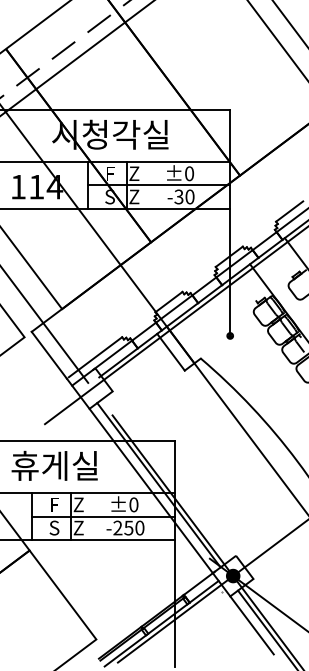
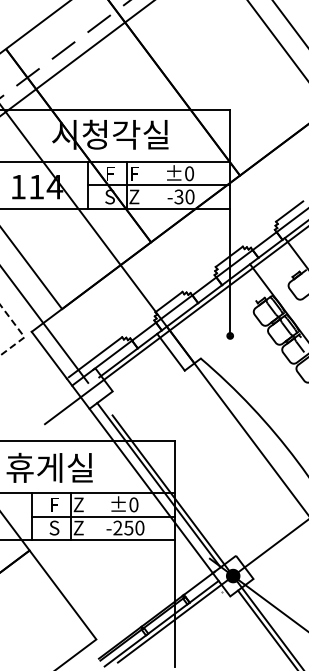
text: Z -> F (134, 173)
line: solid -> dashed (21, 333)
text position: (54, 465) -> (49, 467) (49, 467)
line: present -> none (251, 625)
